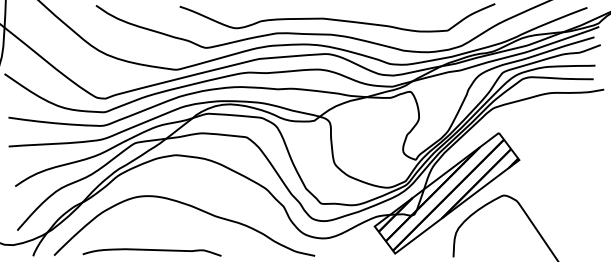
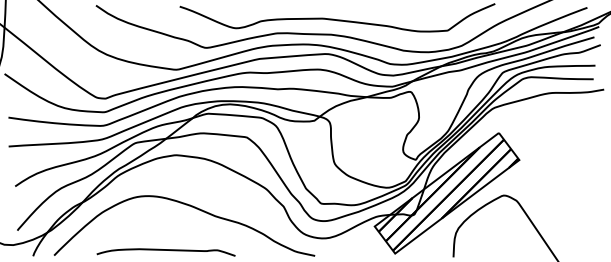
curve position: (151, 250) -> (165, 250) (165, 250)
